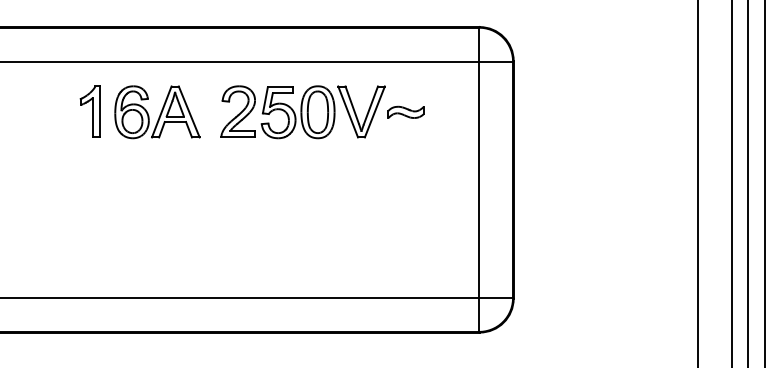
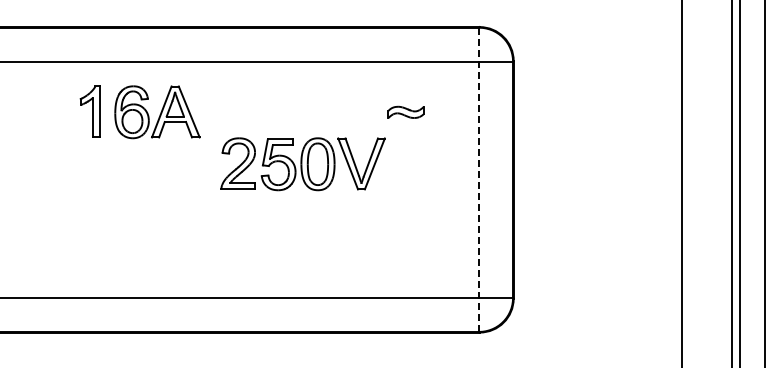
part position: (302, 112) -> (302, 164) (302, 164)
line: solid -> dashed (479, 179)
line position: (698, 183) -> (682, 183) (682, 183)
line position: (747, 183) -> (739, 183) (739, 183)
